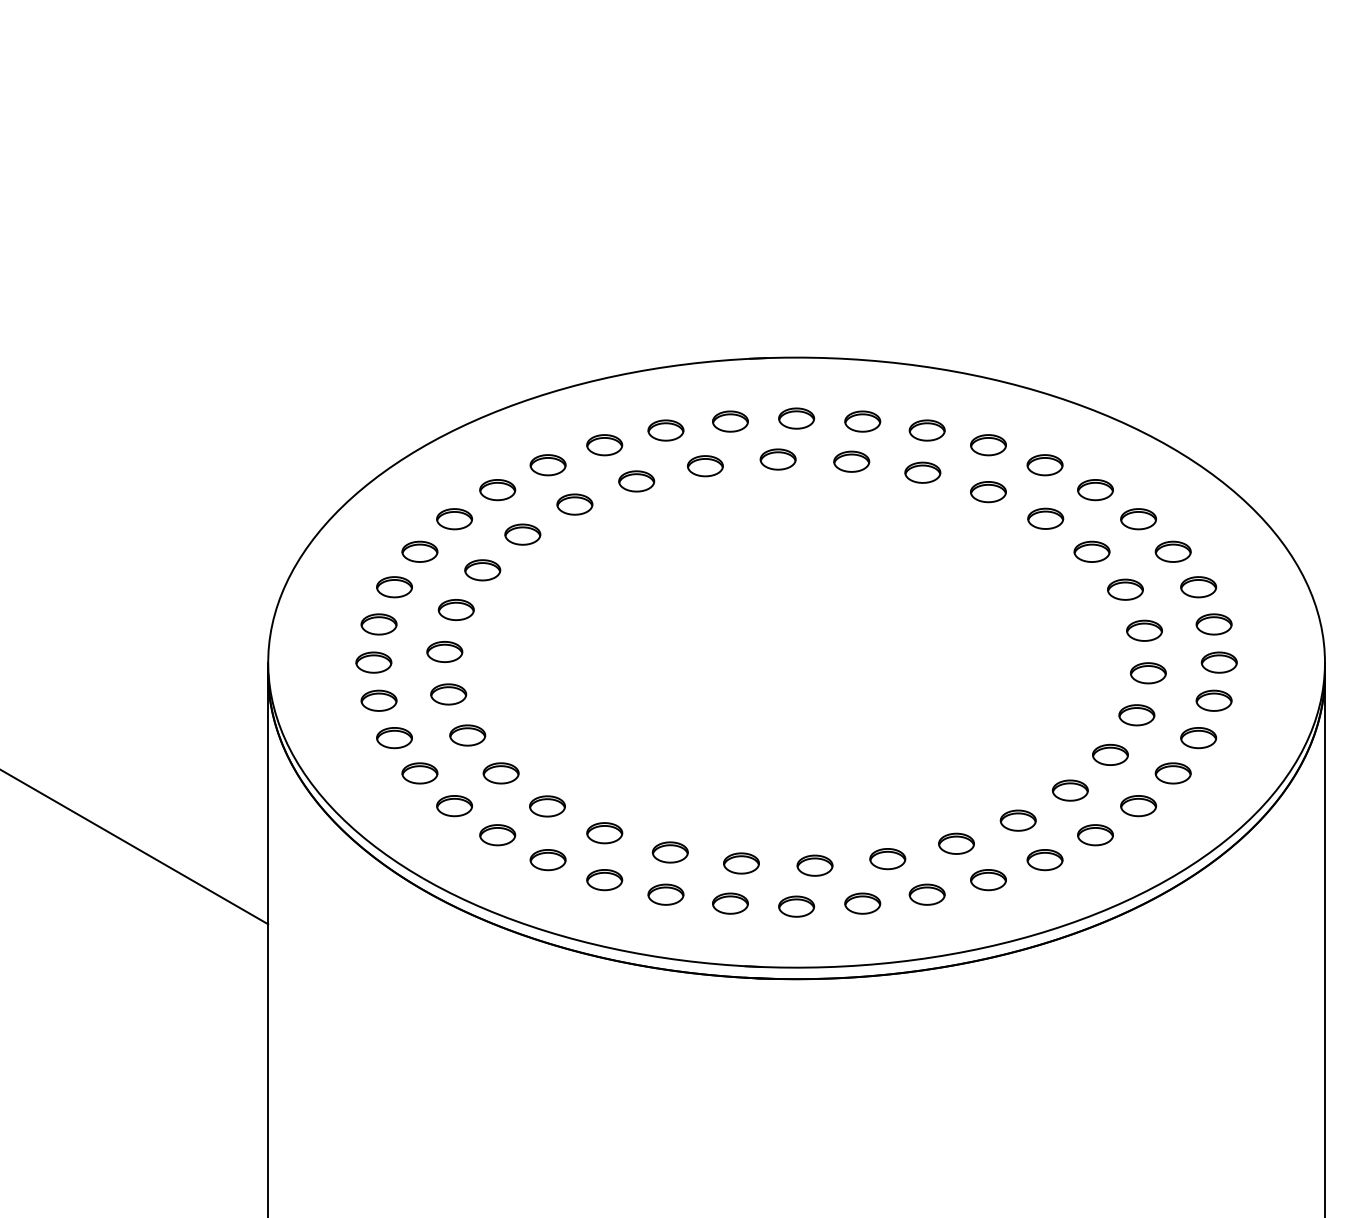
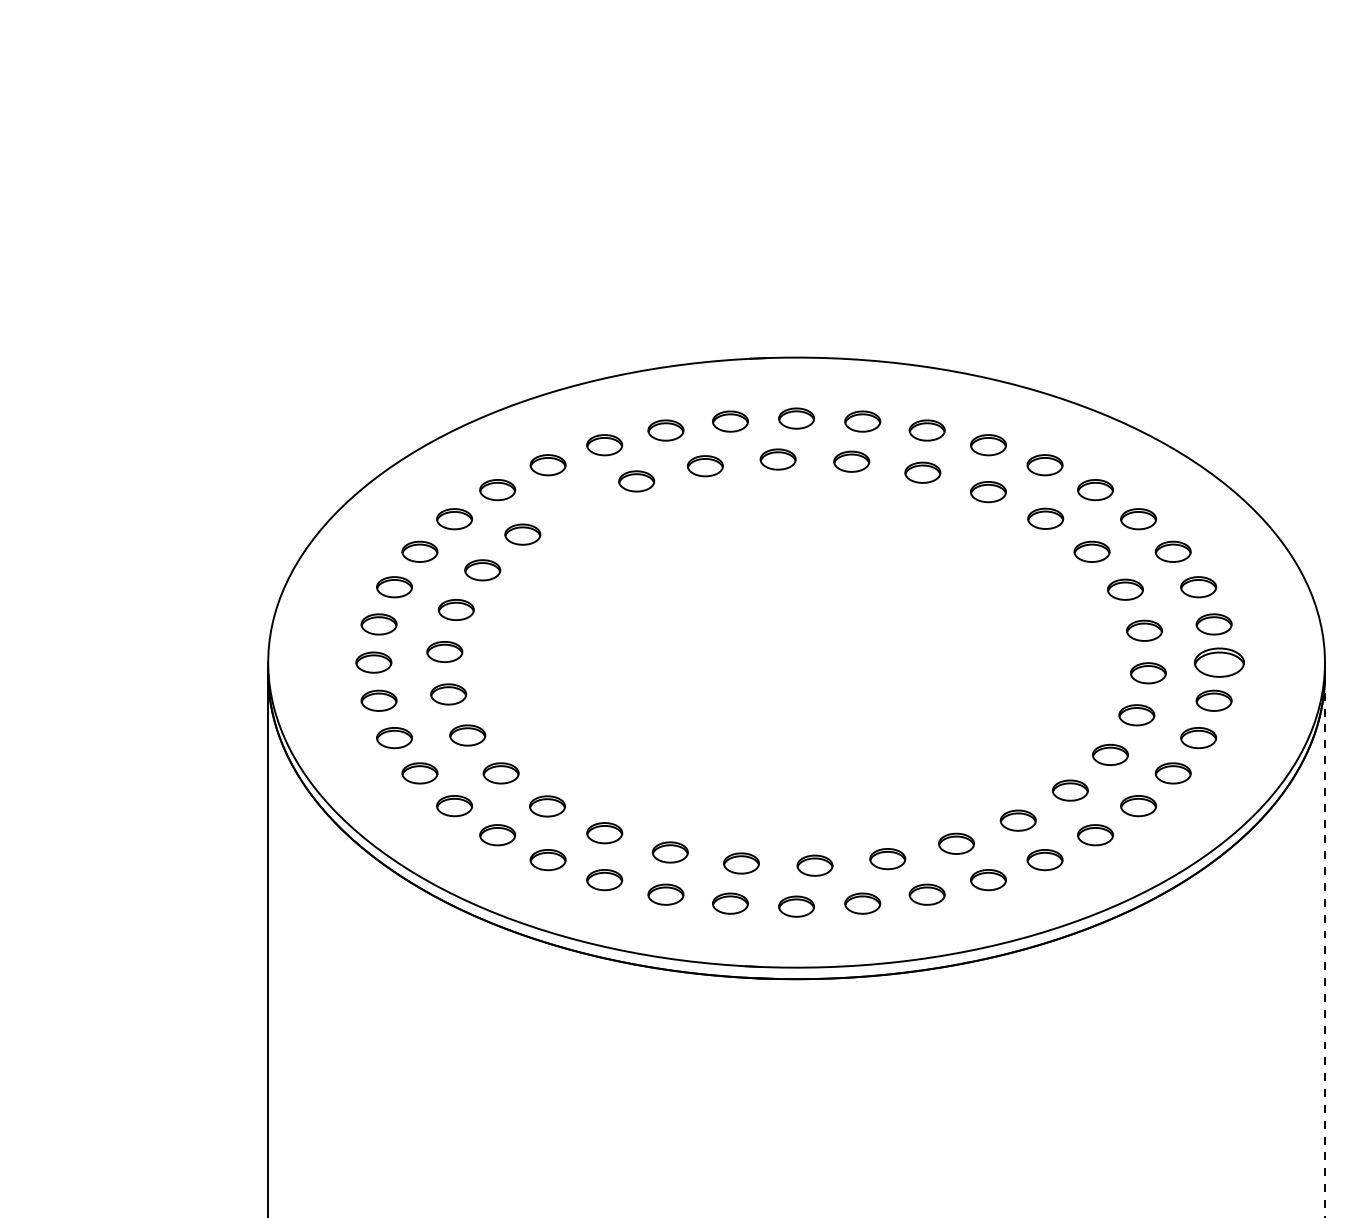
part: present -> none (574, 504)
part size: 38x23 px -> 51x31 px (1219, 662)
line: present -> none (135, 847)
line: solid -> dashed (1325, 945)
